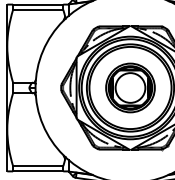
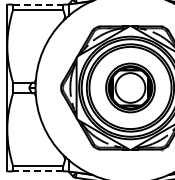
line: solid -> dashed (38, 4)
line: solid -> dashed (37, 171)
